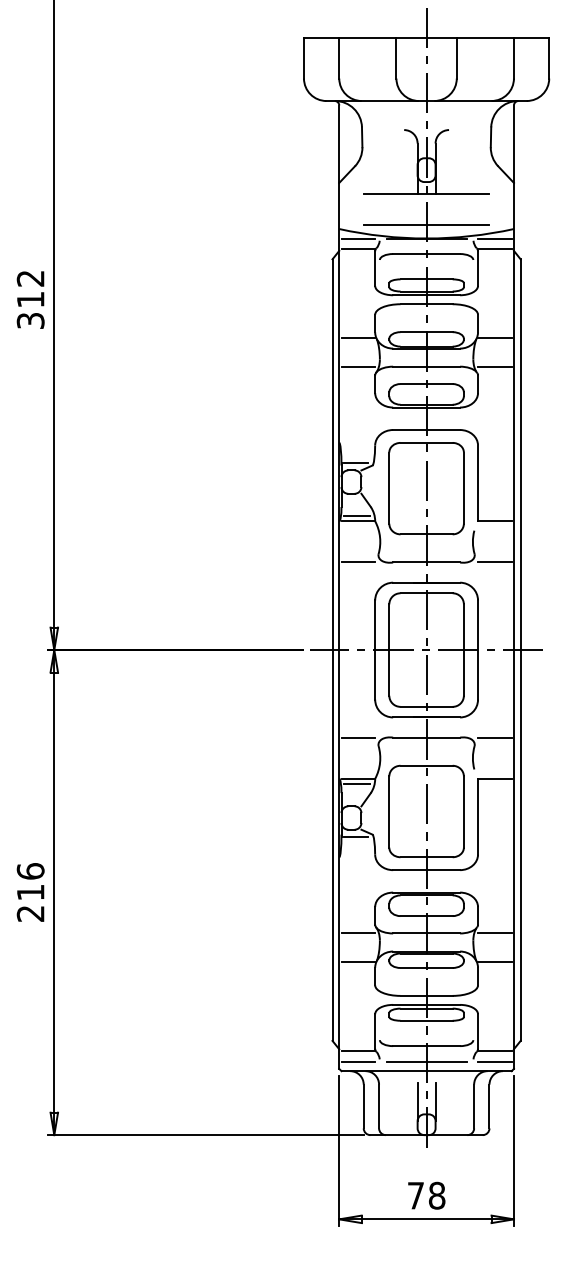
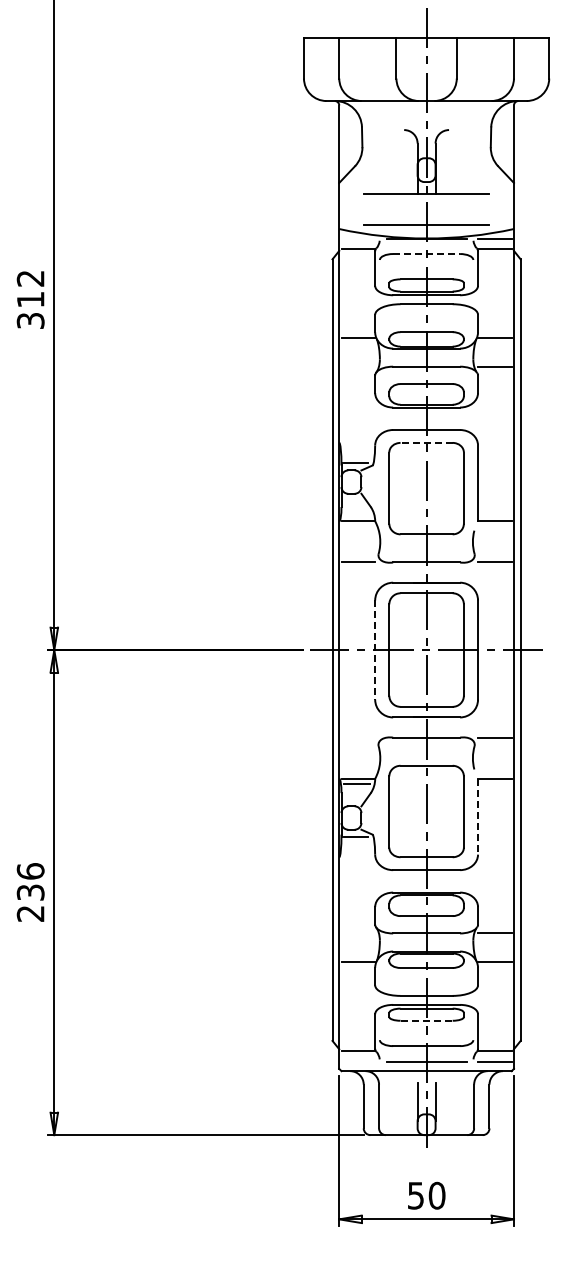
line: present -> none (358, 238)
line: solid -> dashed (427, 254)
line: present -> none (358, 367)
line: solid -> dashed (426, 442)
line: present -> none (356, 516)
line: solid -> dashed (375, 650)
line: present -> none (358, 737)
line: solid -> dashed (478, 816)
text: 216 -> 236 (30, 892)
line: present -> none (358, 932)
line: solid -> dashed (427, 1020)
line: present -> none (358, 1061)
text: 78 -> 50 (426, 1195)
